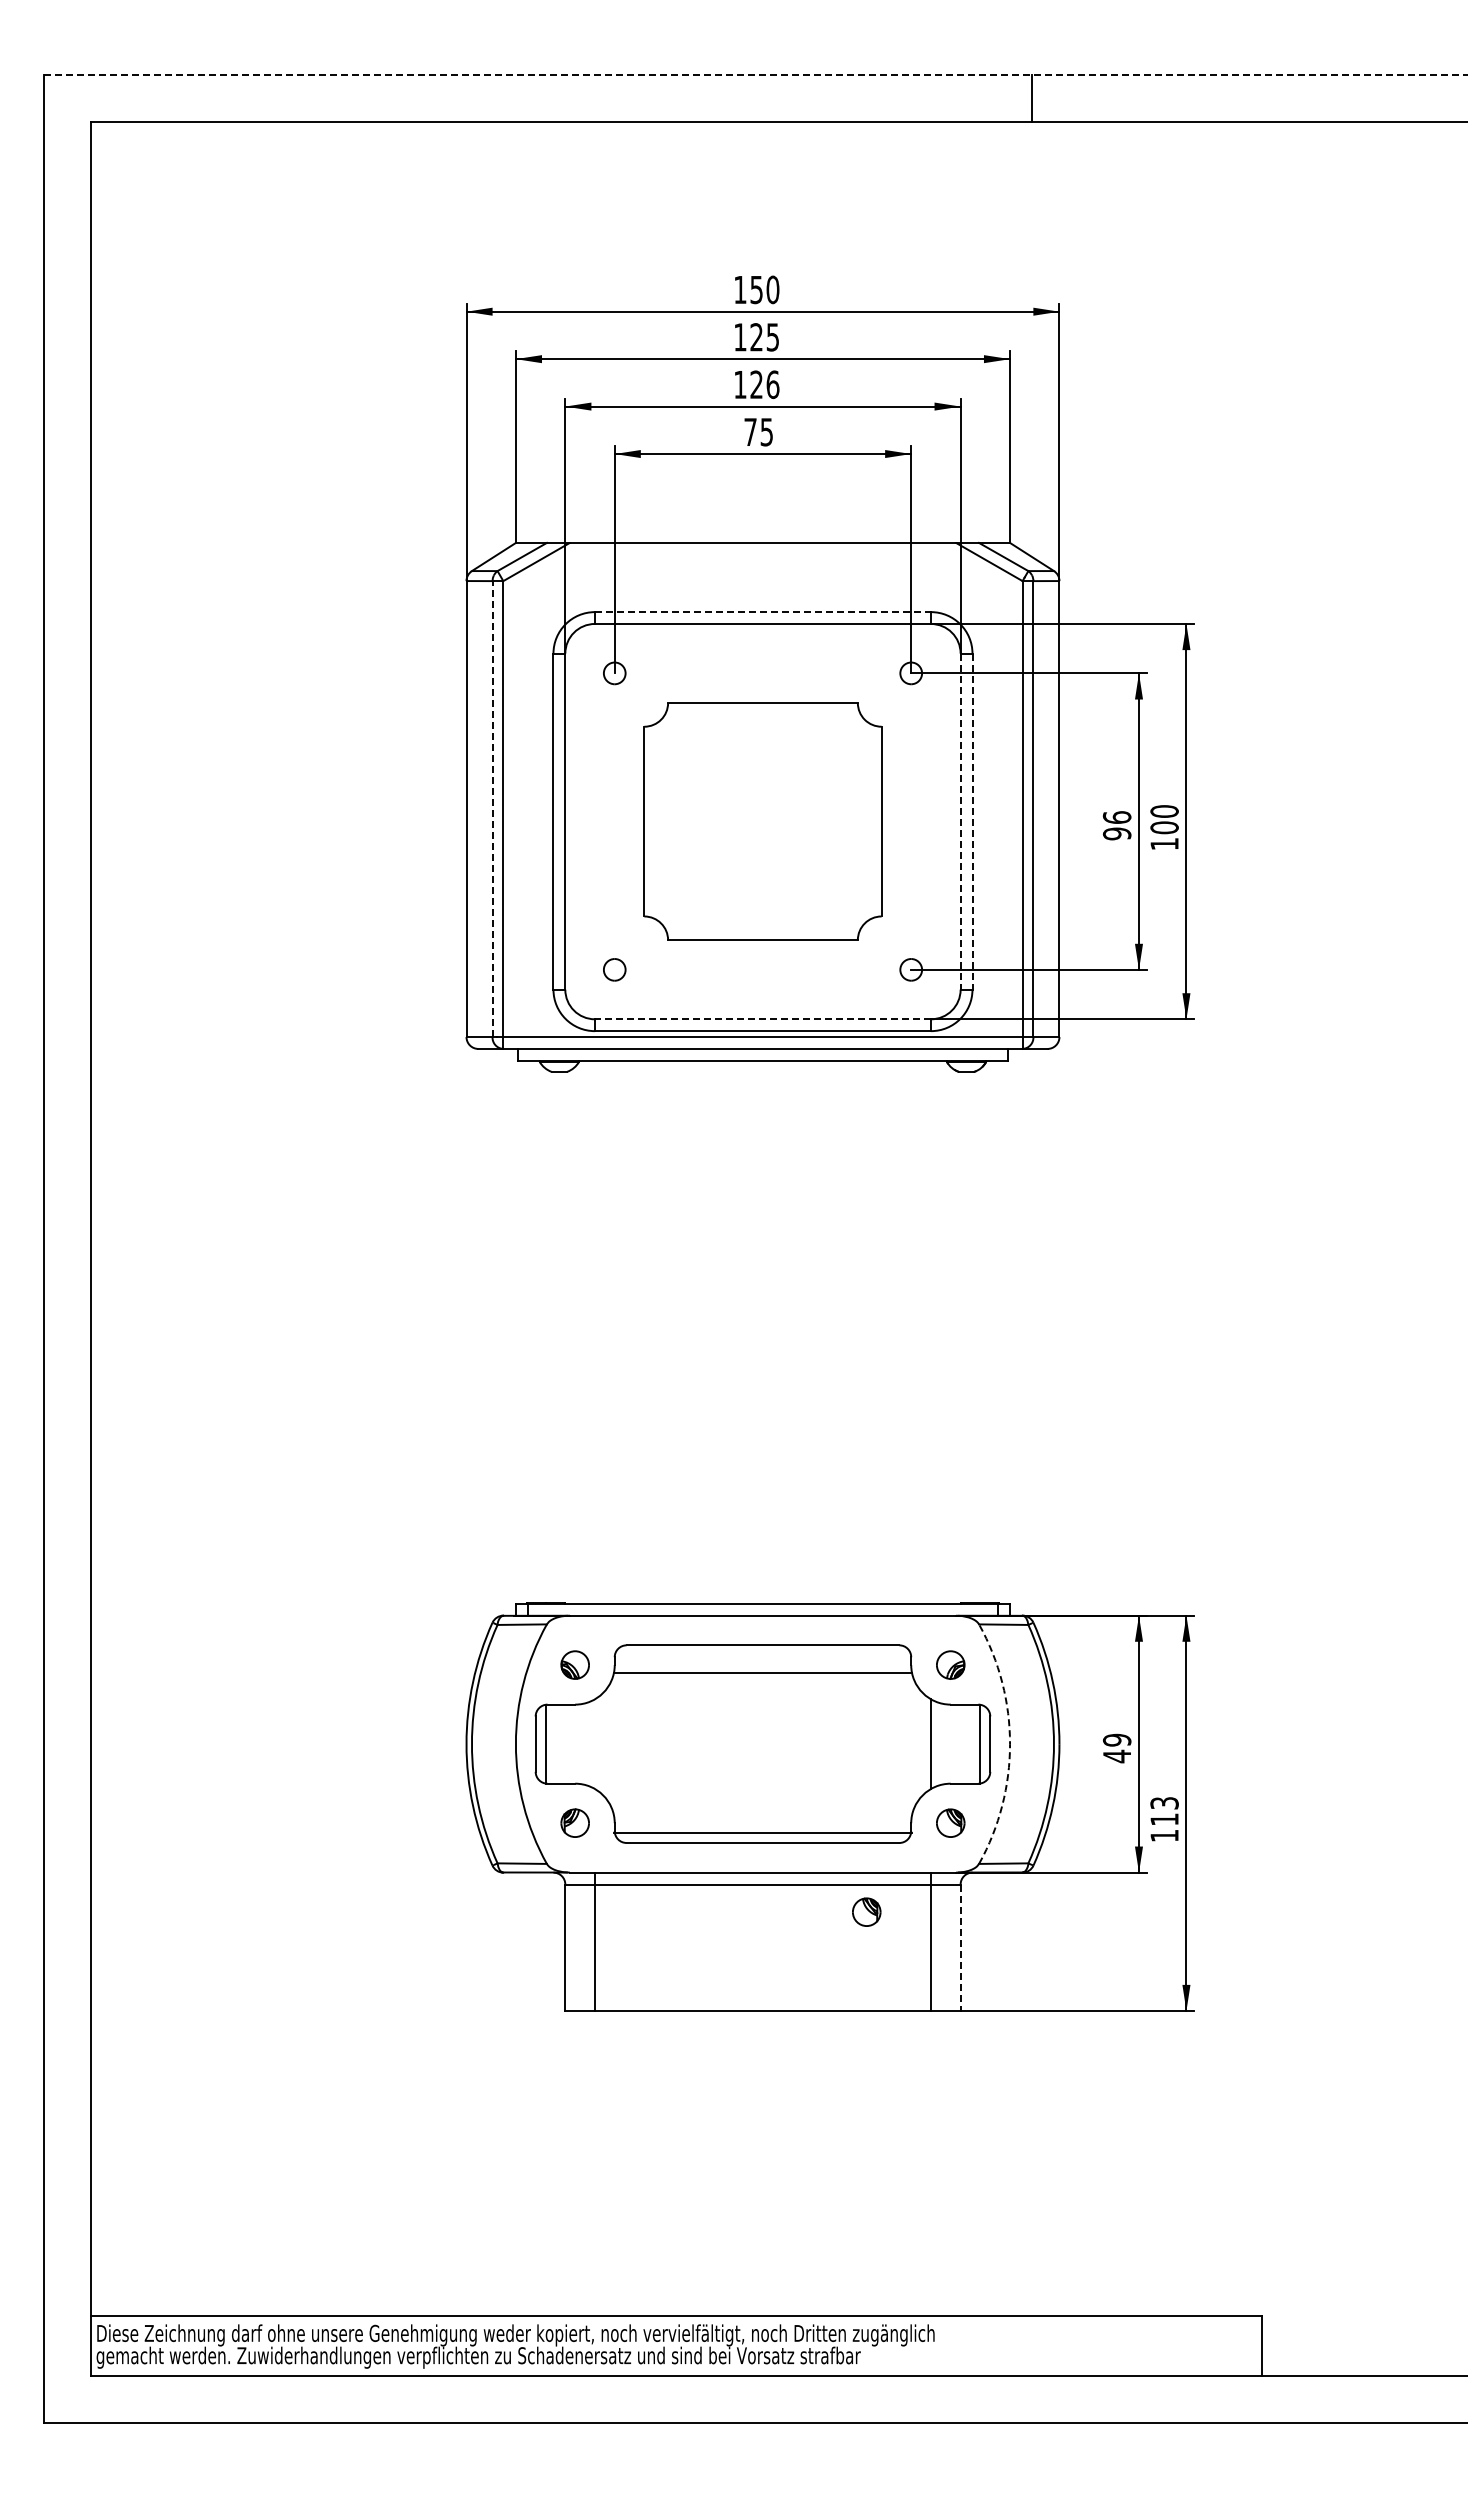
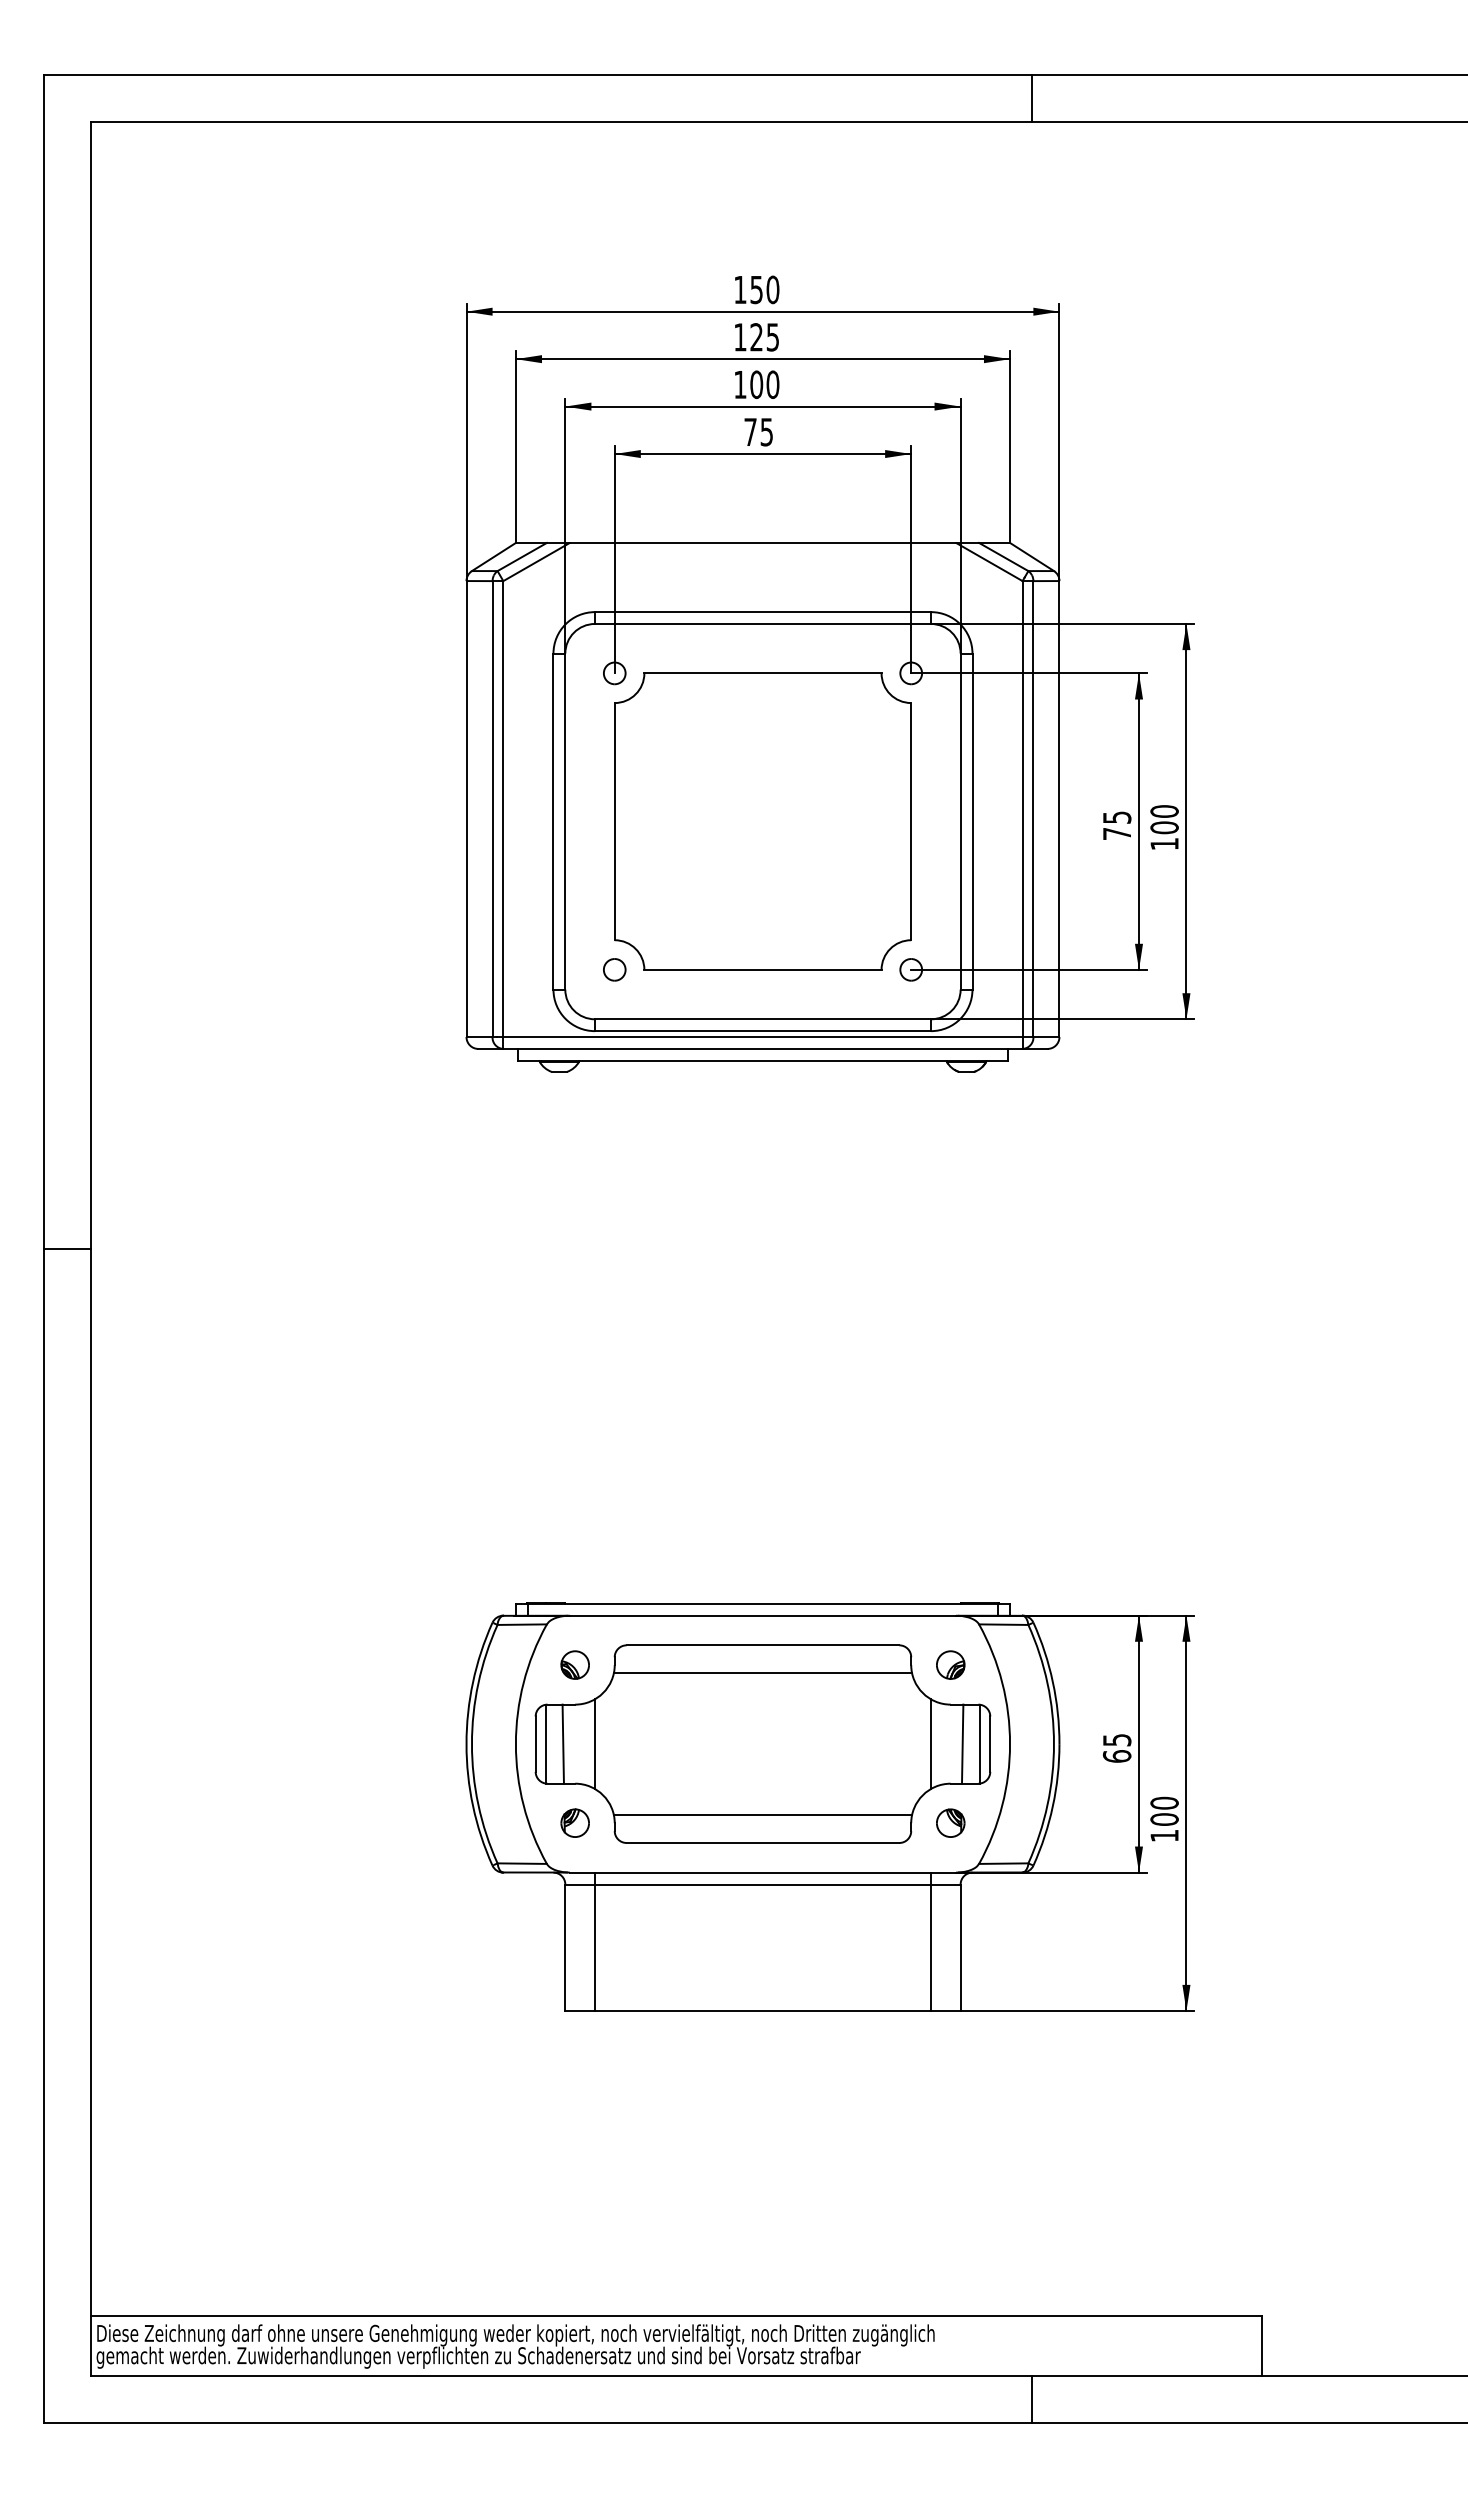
line: dashed -> solid (755, 74)
text: 126 -> 100 (764, 384)
line: dashed -> solid (763, 612)
line: dashed -> solid (492, 809)
part size: 240x239 px -> 298x299 px (762, 821)
line: dashed -> solid (960, 822)
line: dashed -> solid (972, 822)
text: 96 -> 75 (1116, 825)
line: dashed -> solid (762, 1019)
line: none -> present (67, 1249)
line: none -> present (562, 1743)
line: none -> present (594, 1743)
line: none -> present (962, 1743)
arc: dashed -> solid (1010, 1744)
text: 49 -> 65 (1116, 1748)
text: 113 -> 100 (1164, 1810)
line position: (762, 1833) -> (762, 1815) (762, 1815)
part: present -> none (866, 1911)
line: dashed -> solid (960, 1948)
line: none -> present (1032, 2399)
